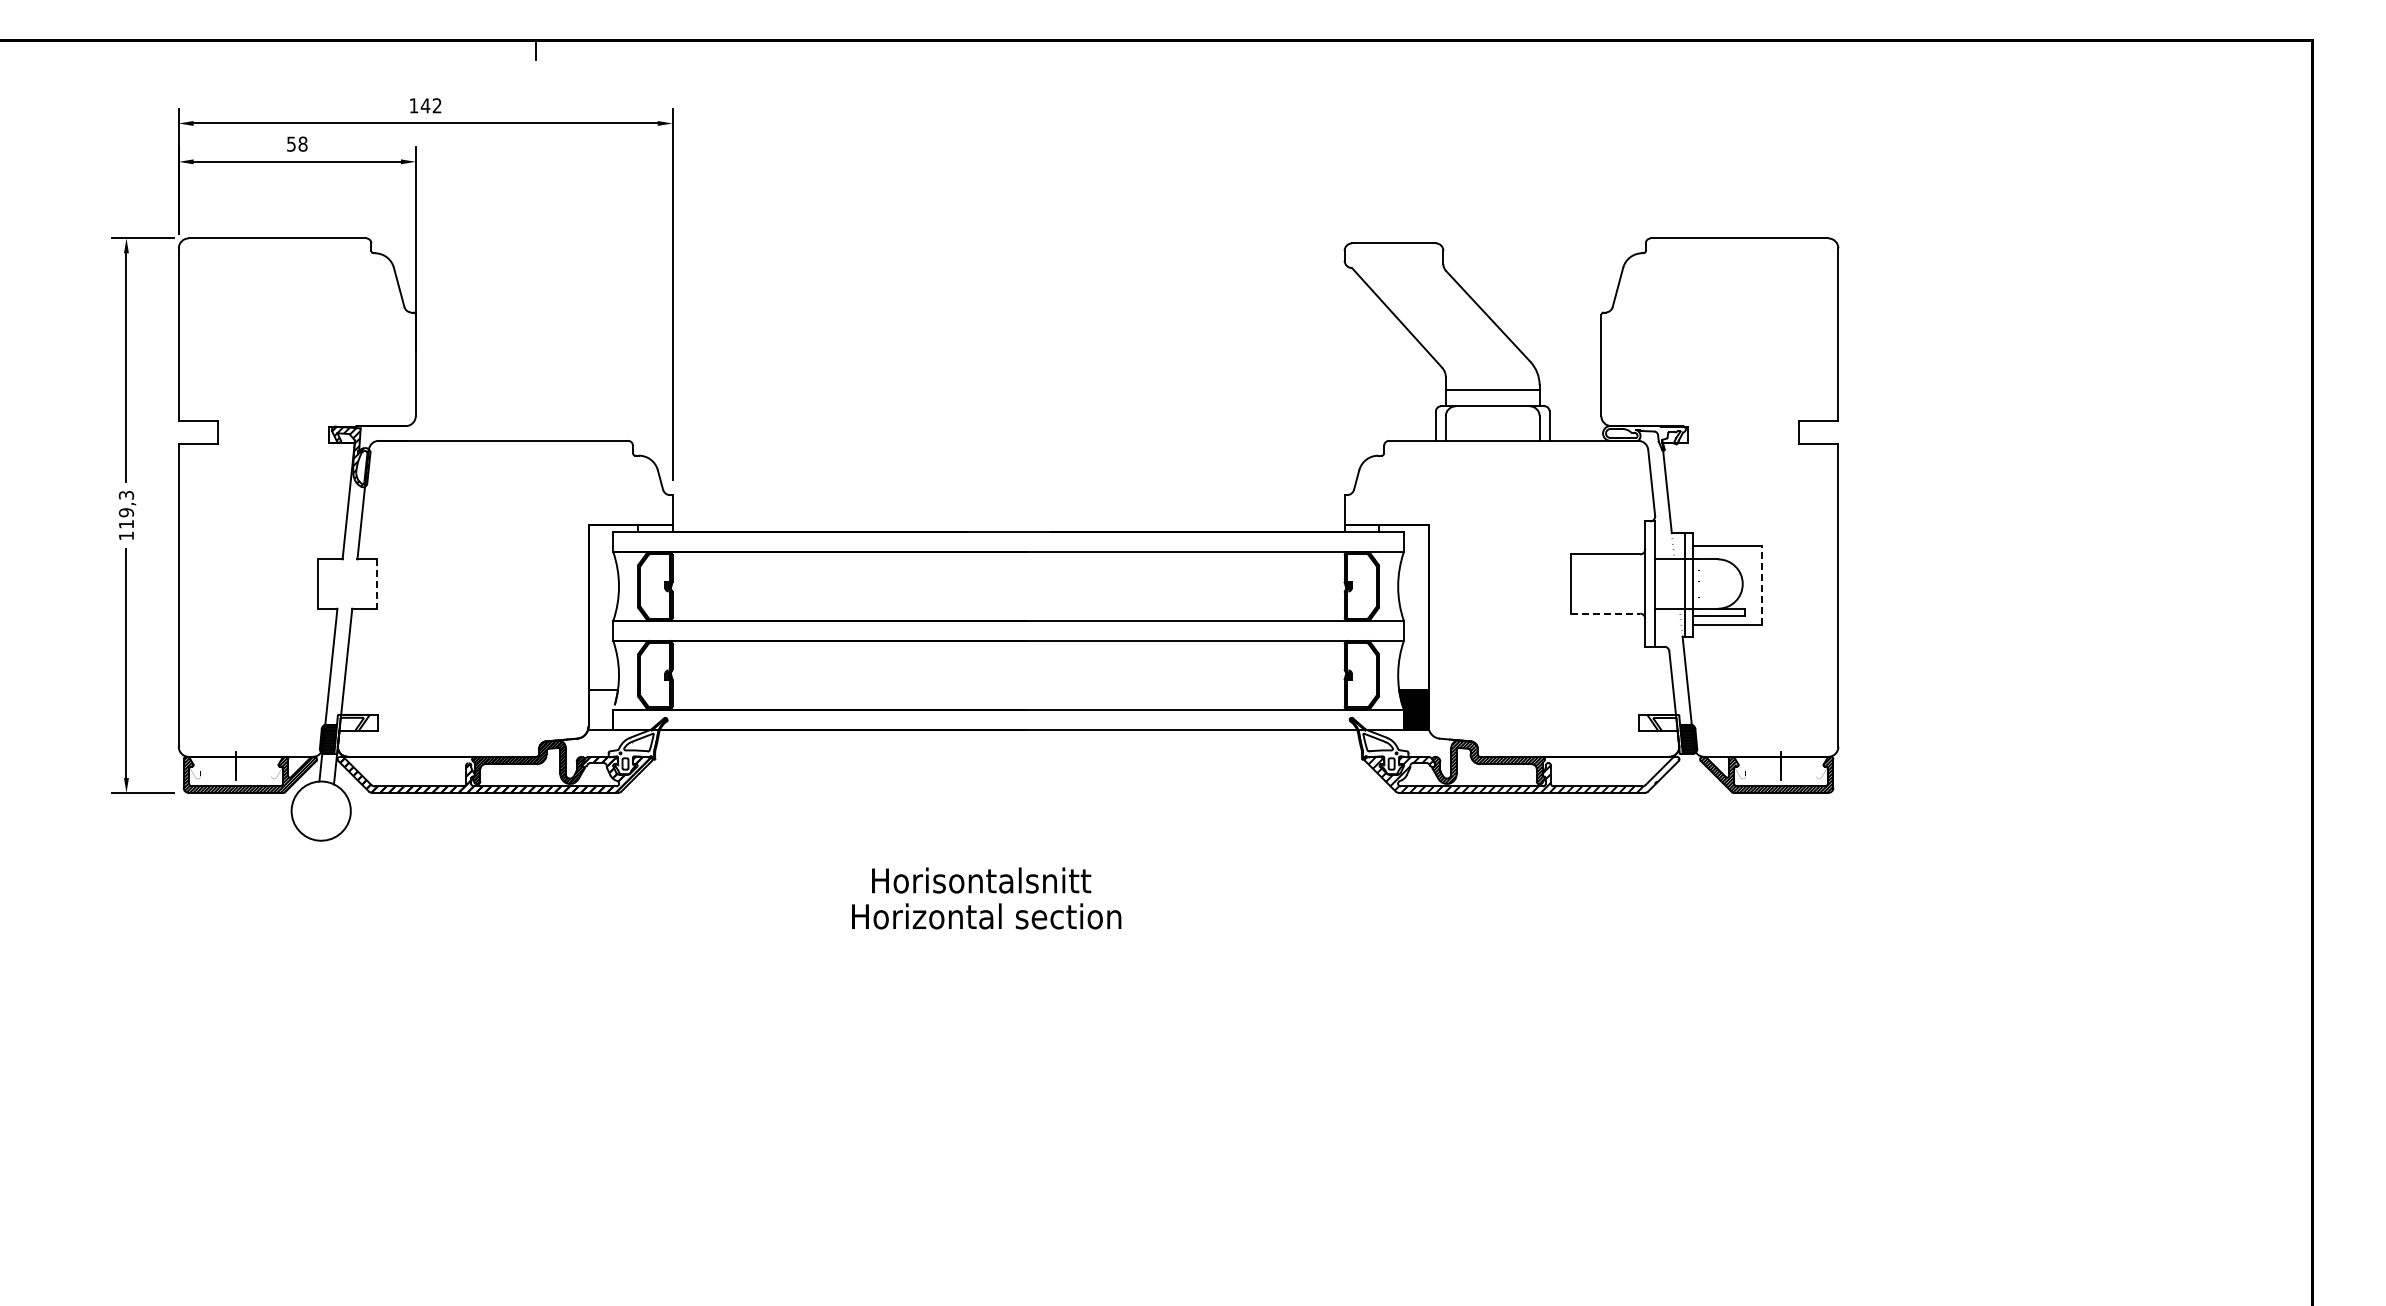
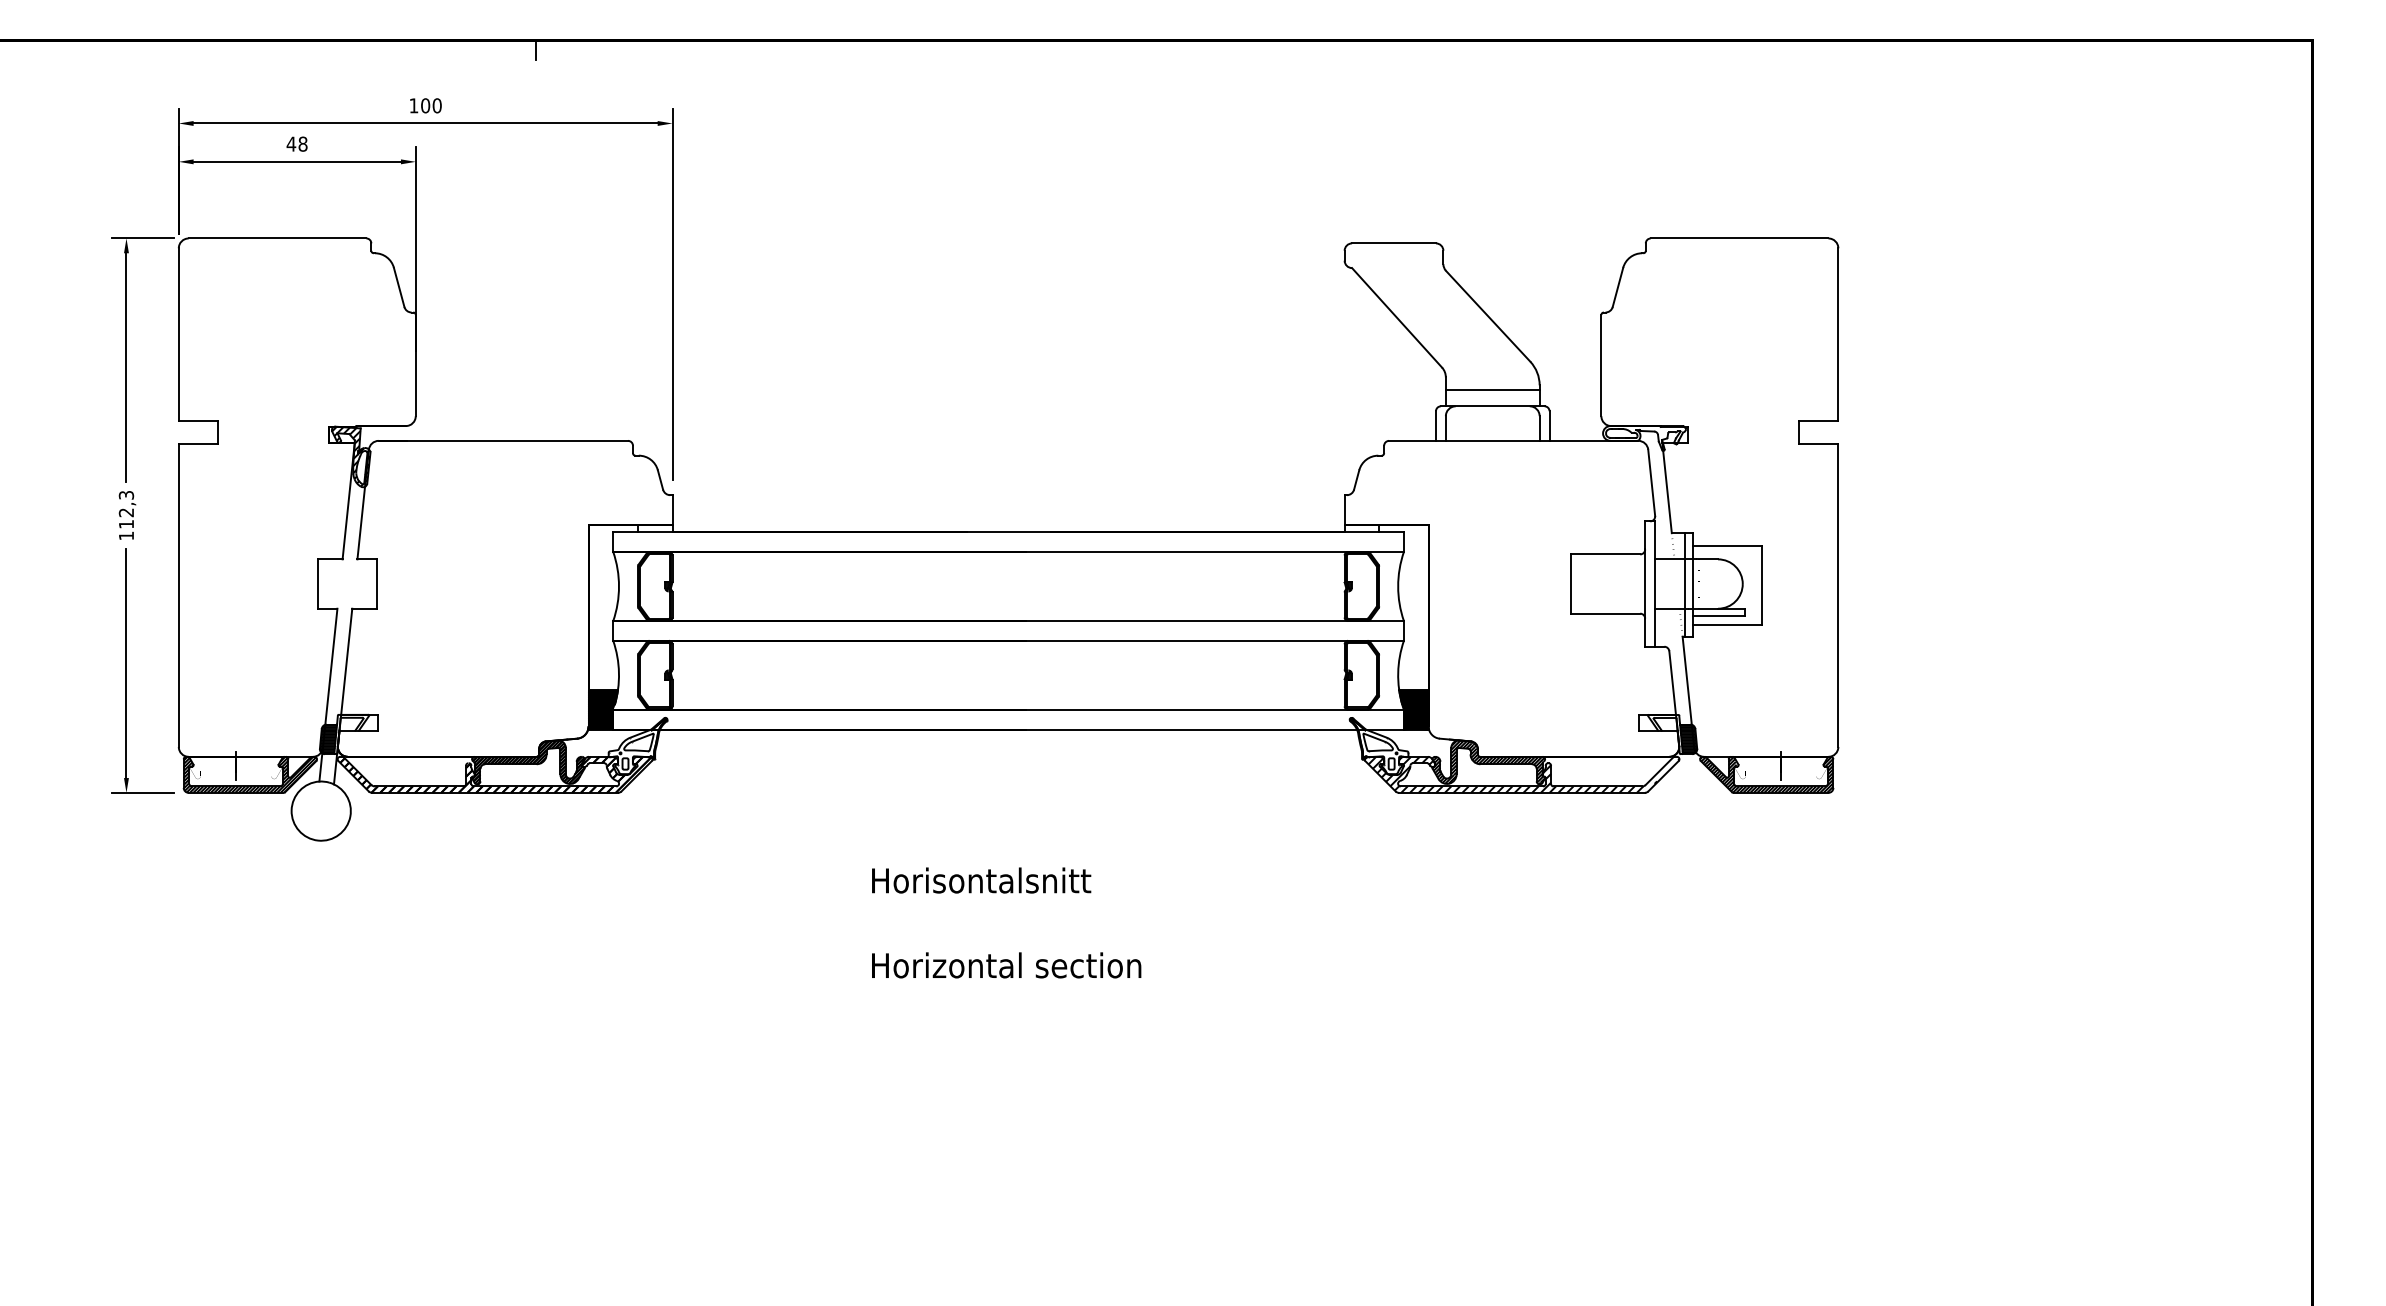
text: 142 -> 100 (430, 105)
text: 58 -> 48 (291, 143)
text: 119,3 -> 112,3 (126, 512)
line: dashed -> solid (377, 584)
line: dashed -> solid (1761, 584)
line: dashed -> solid (1605, 613)
hatch: none -> present (602, 709)
text position: (986, 916) -> (1006, 965) (1006, 965)
